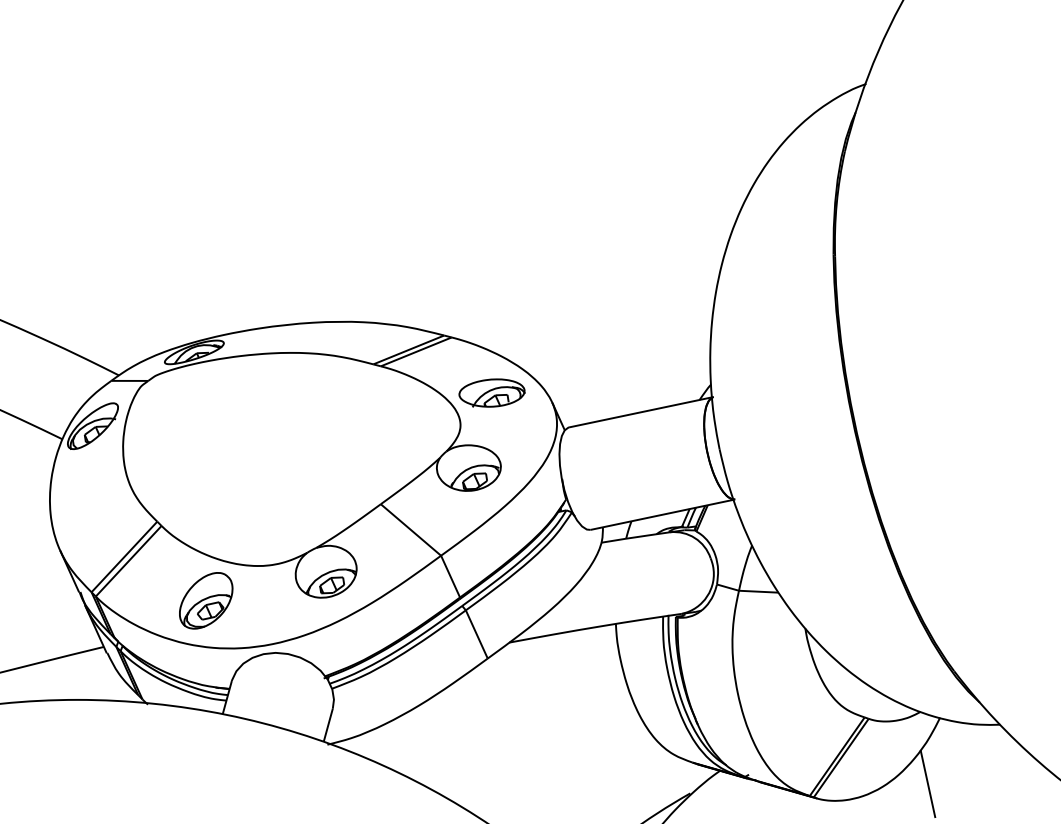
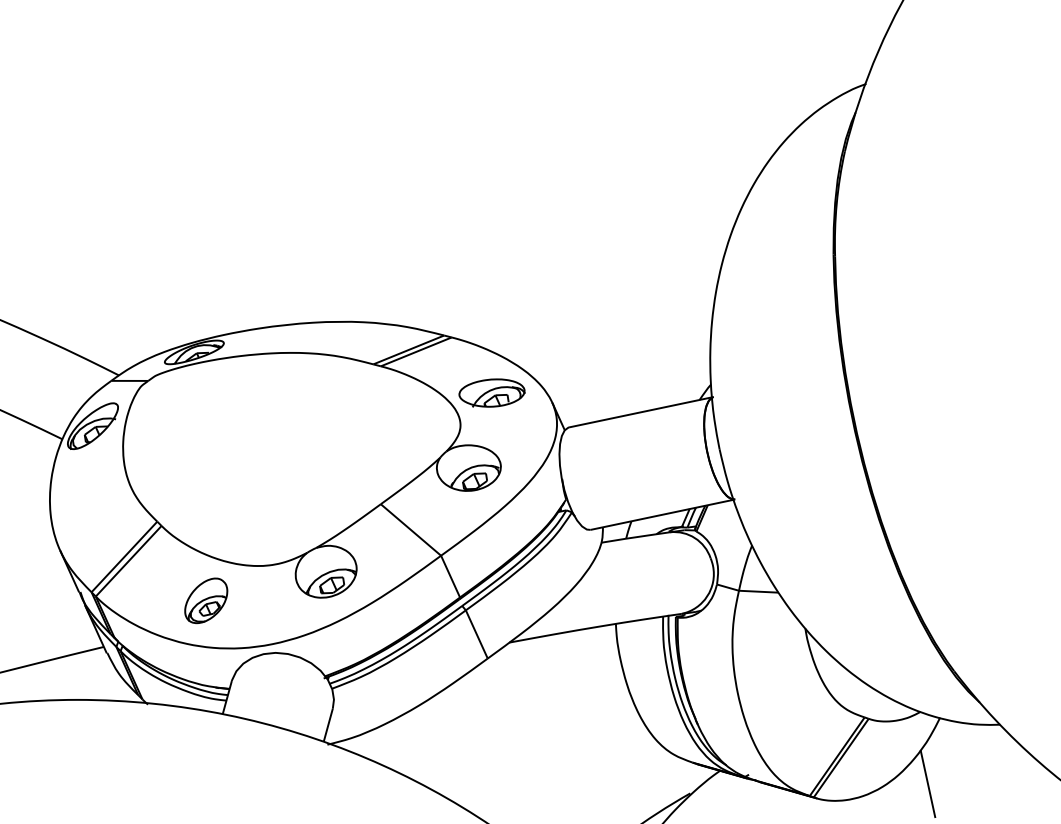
part size: 55x58 px -> 45x48 px (206, 600)
